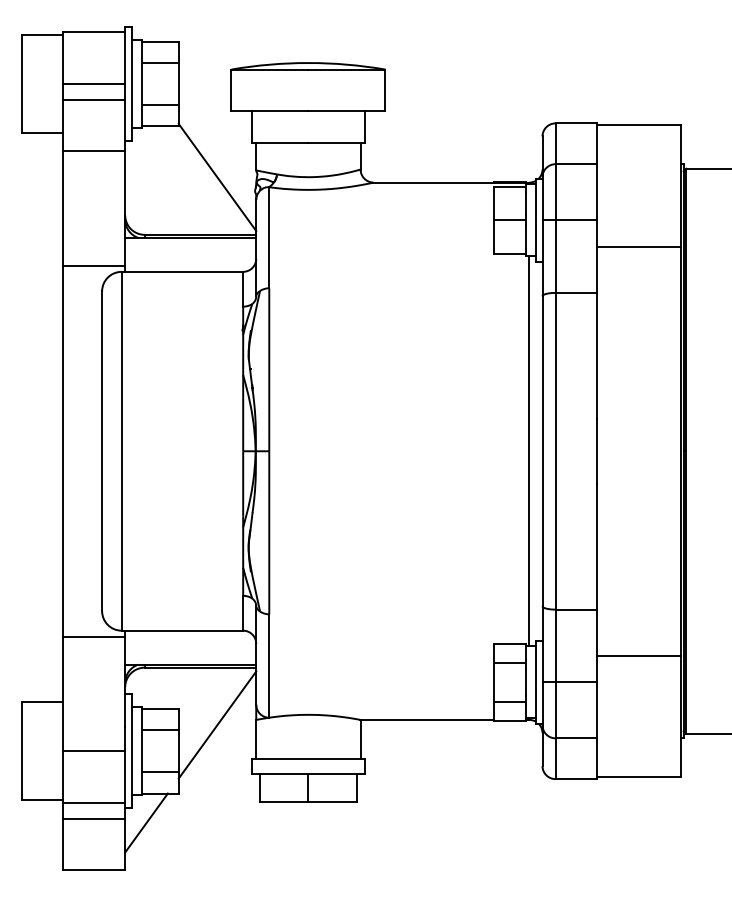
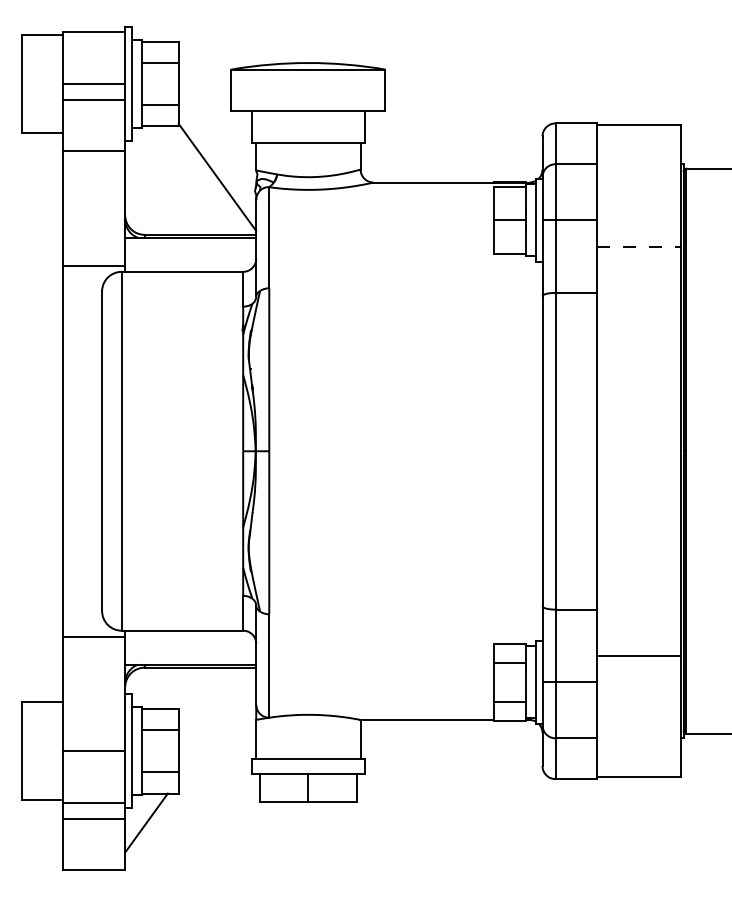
line: solid -> dashed (639, 246)
line: present -> none (529, 451)
line: present -> none (217, 724)
